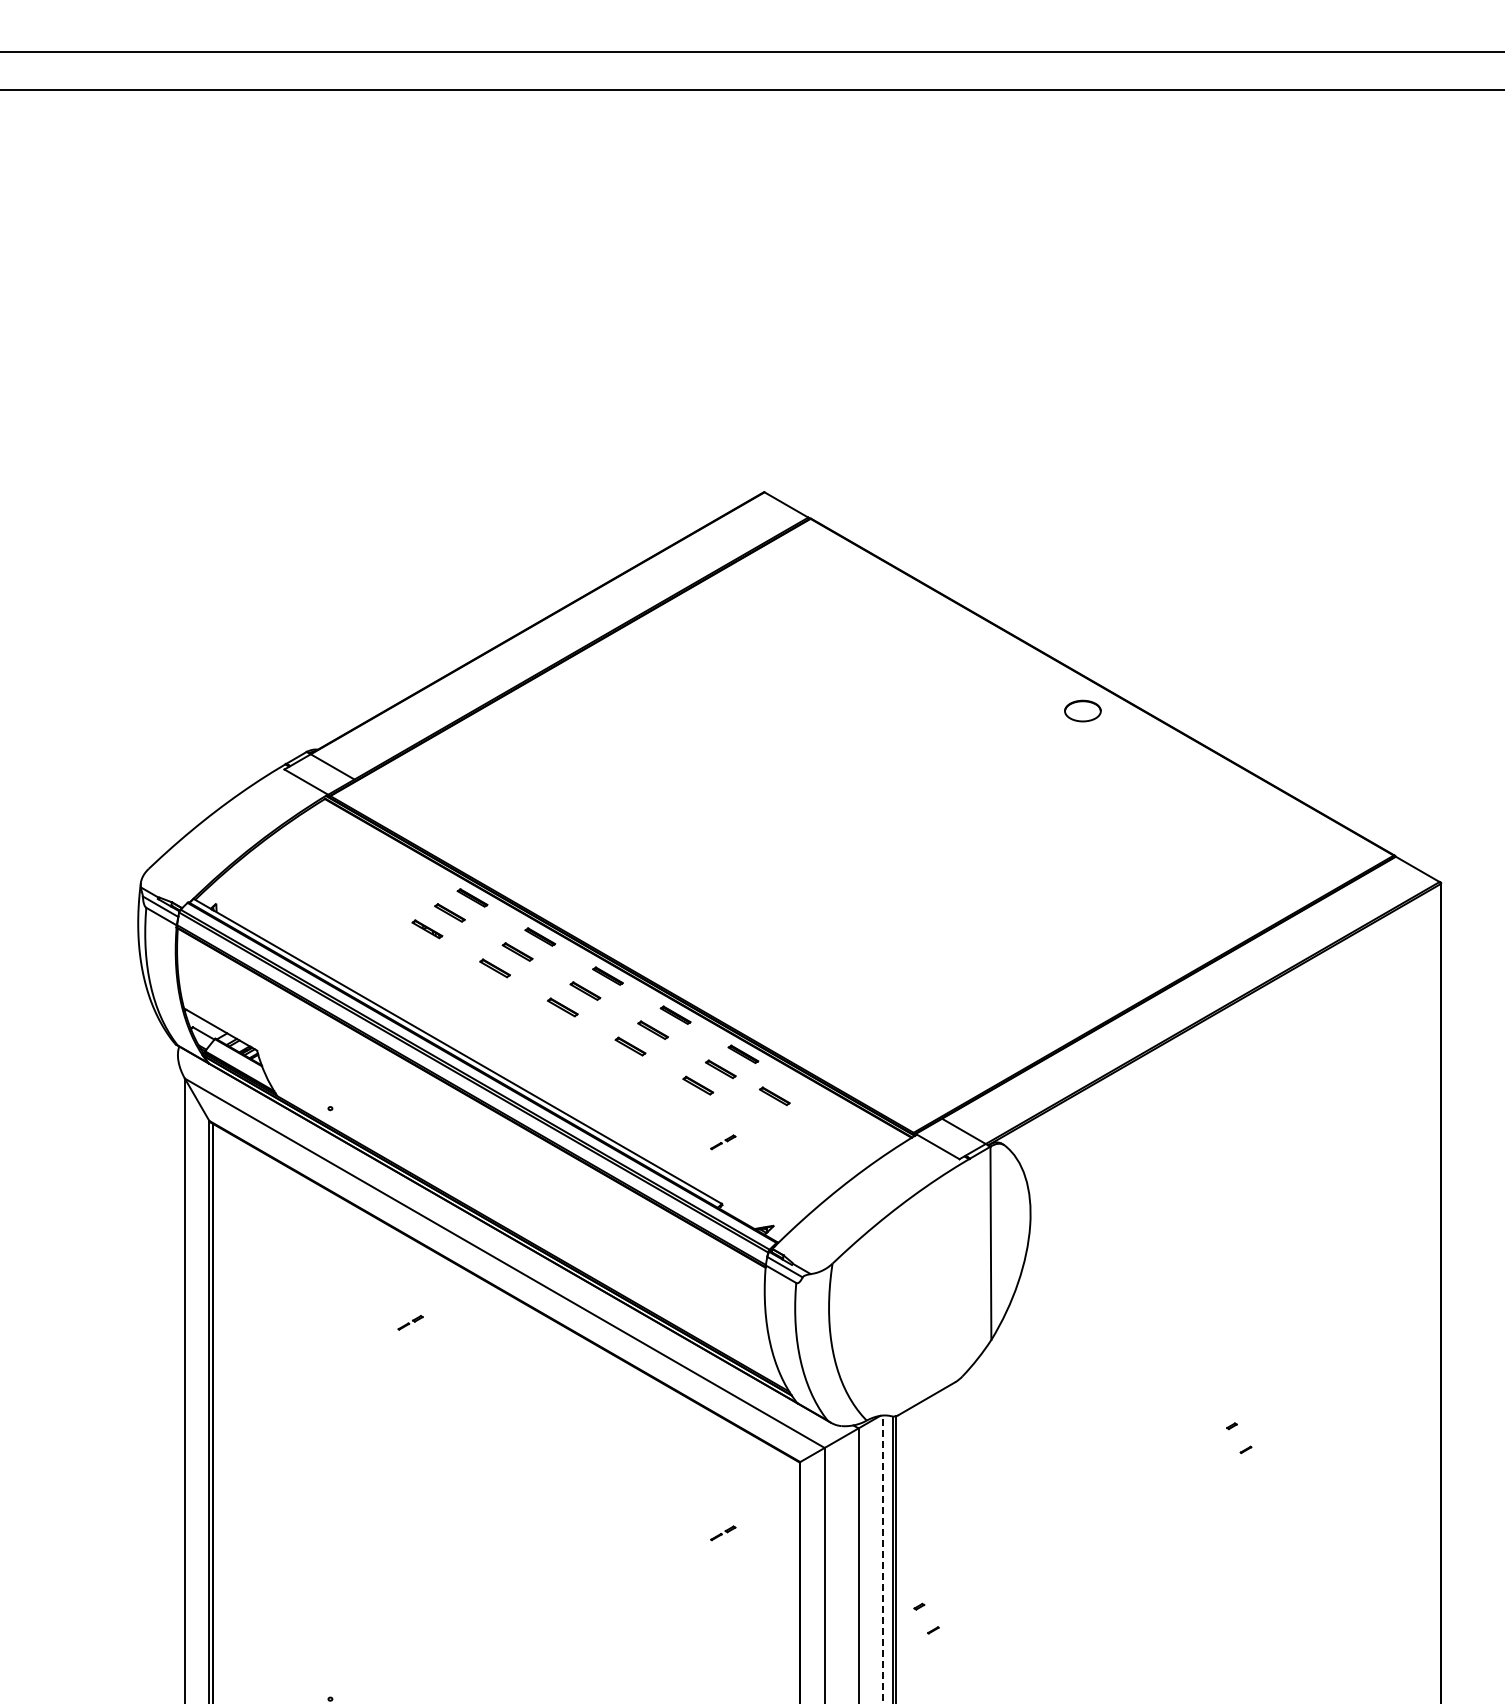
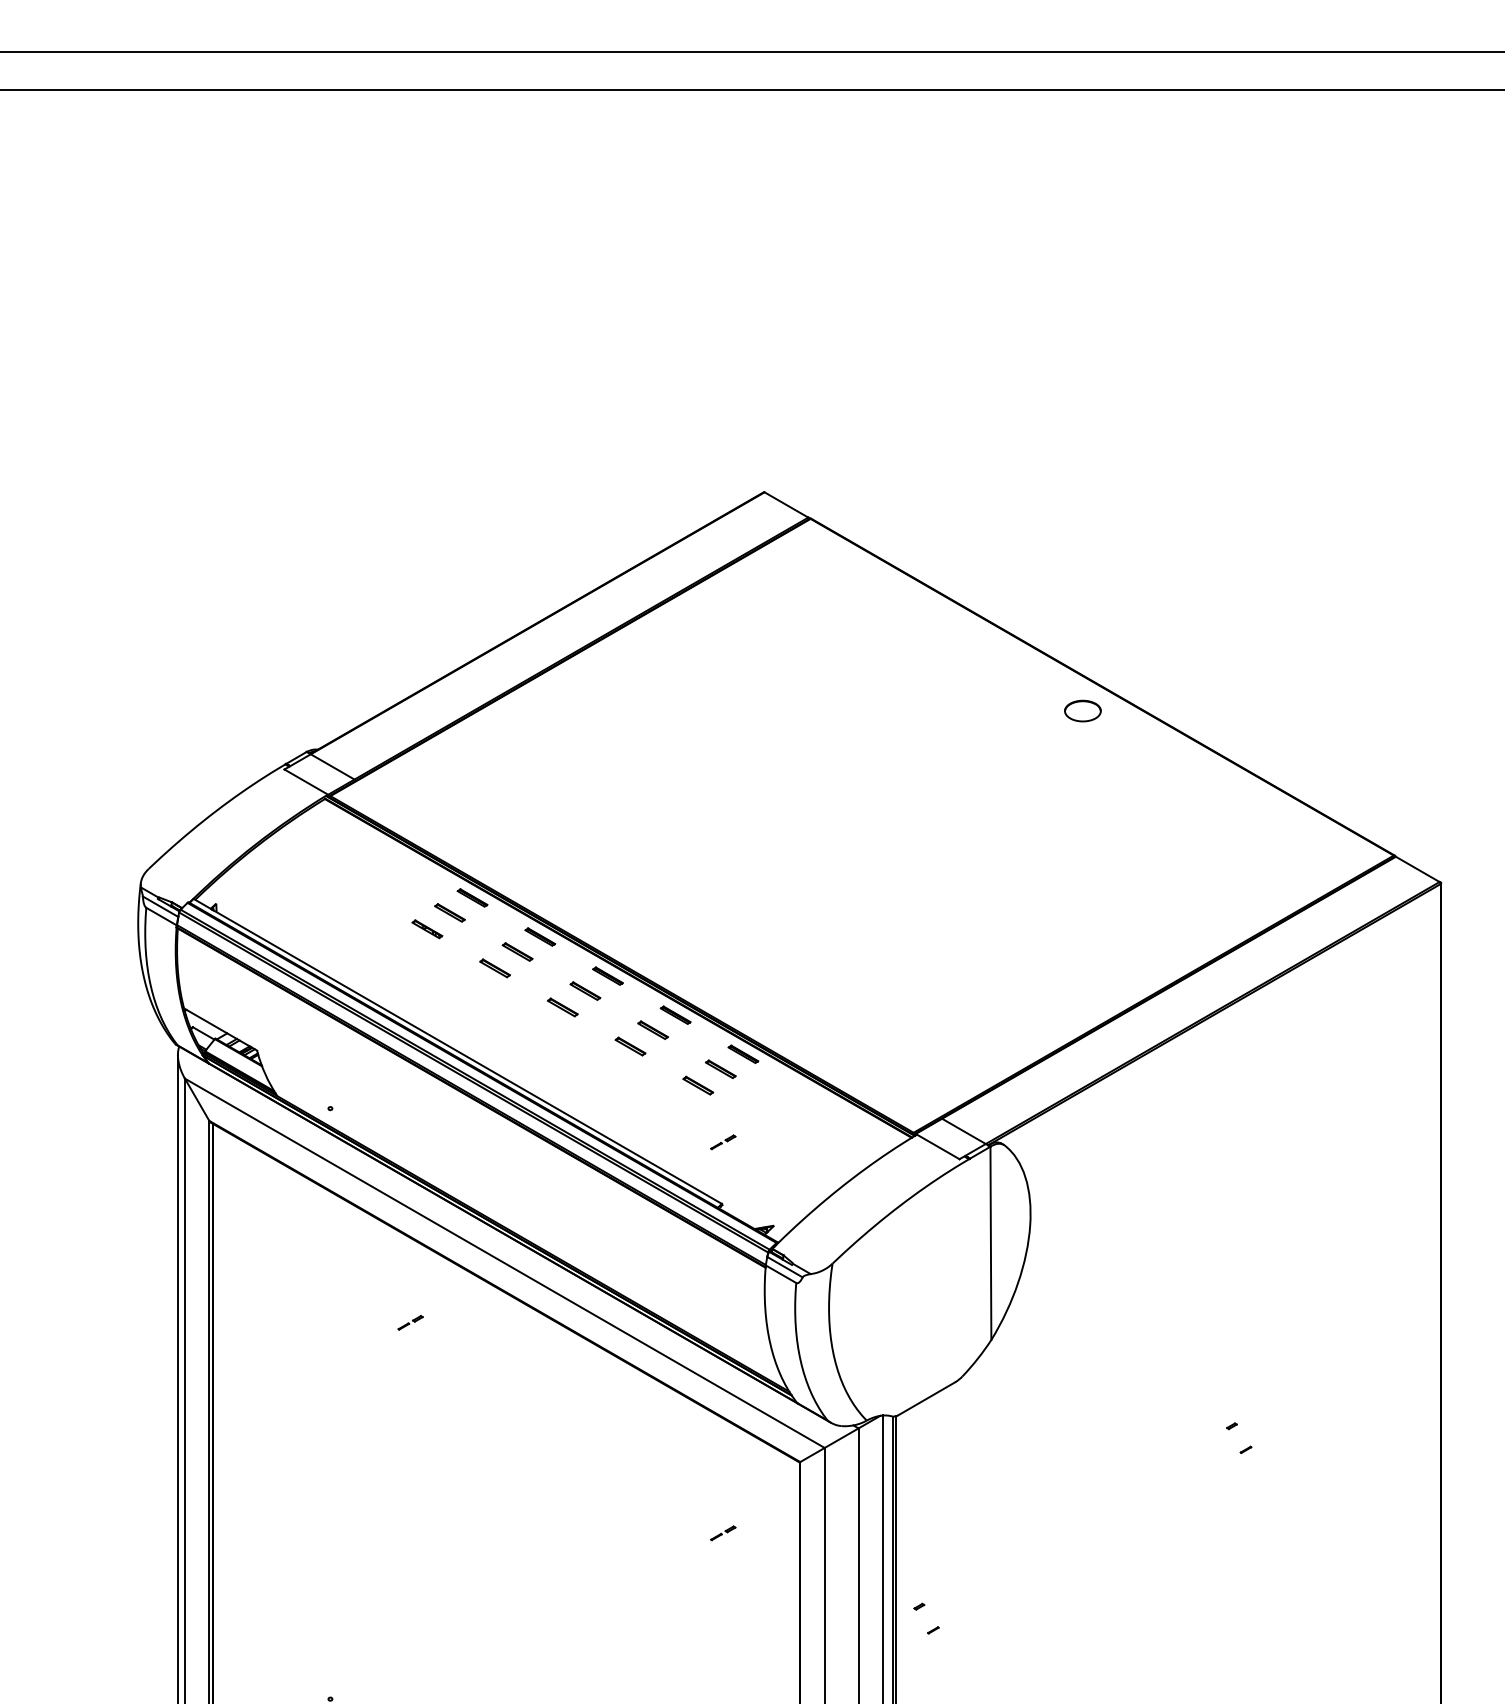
part: present -> none (774, 1095)
line: none -> present (177, 1377)
line: dashed -> solid (883, 1559)
